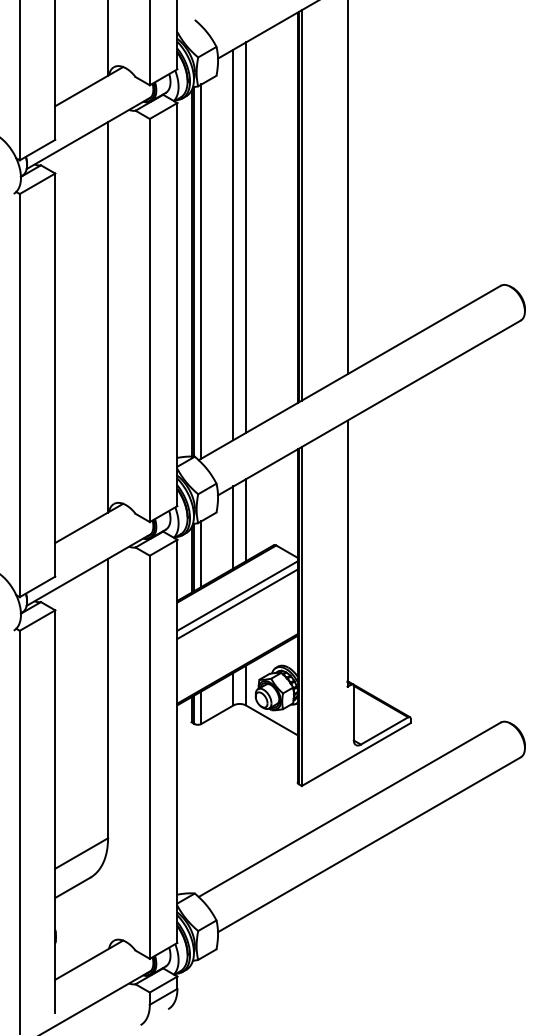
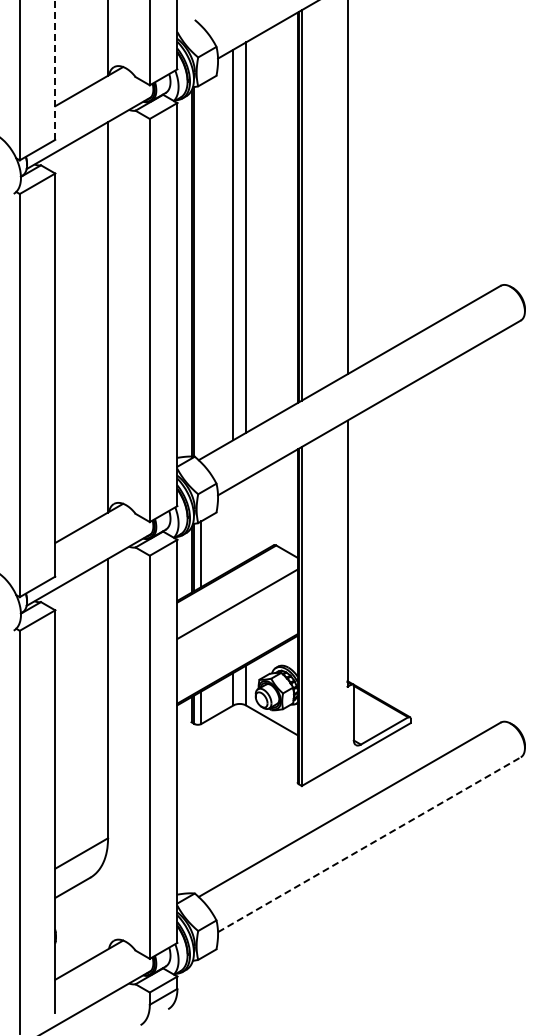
line: solid -> dashed (55, 70)
line: present -> none (201, 271)
line: present -> none (246, 520)
line: present -> none (233, 527)
line: present -> none (237, 595)
line: solid -> dashed (369, 844)
